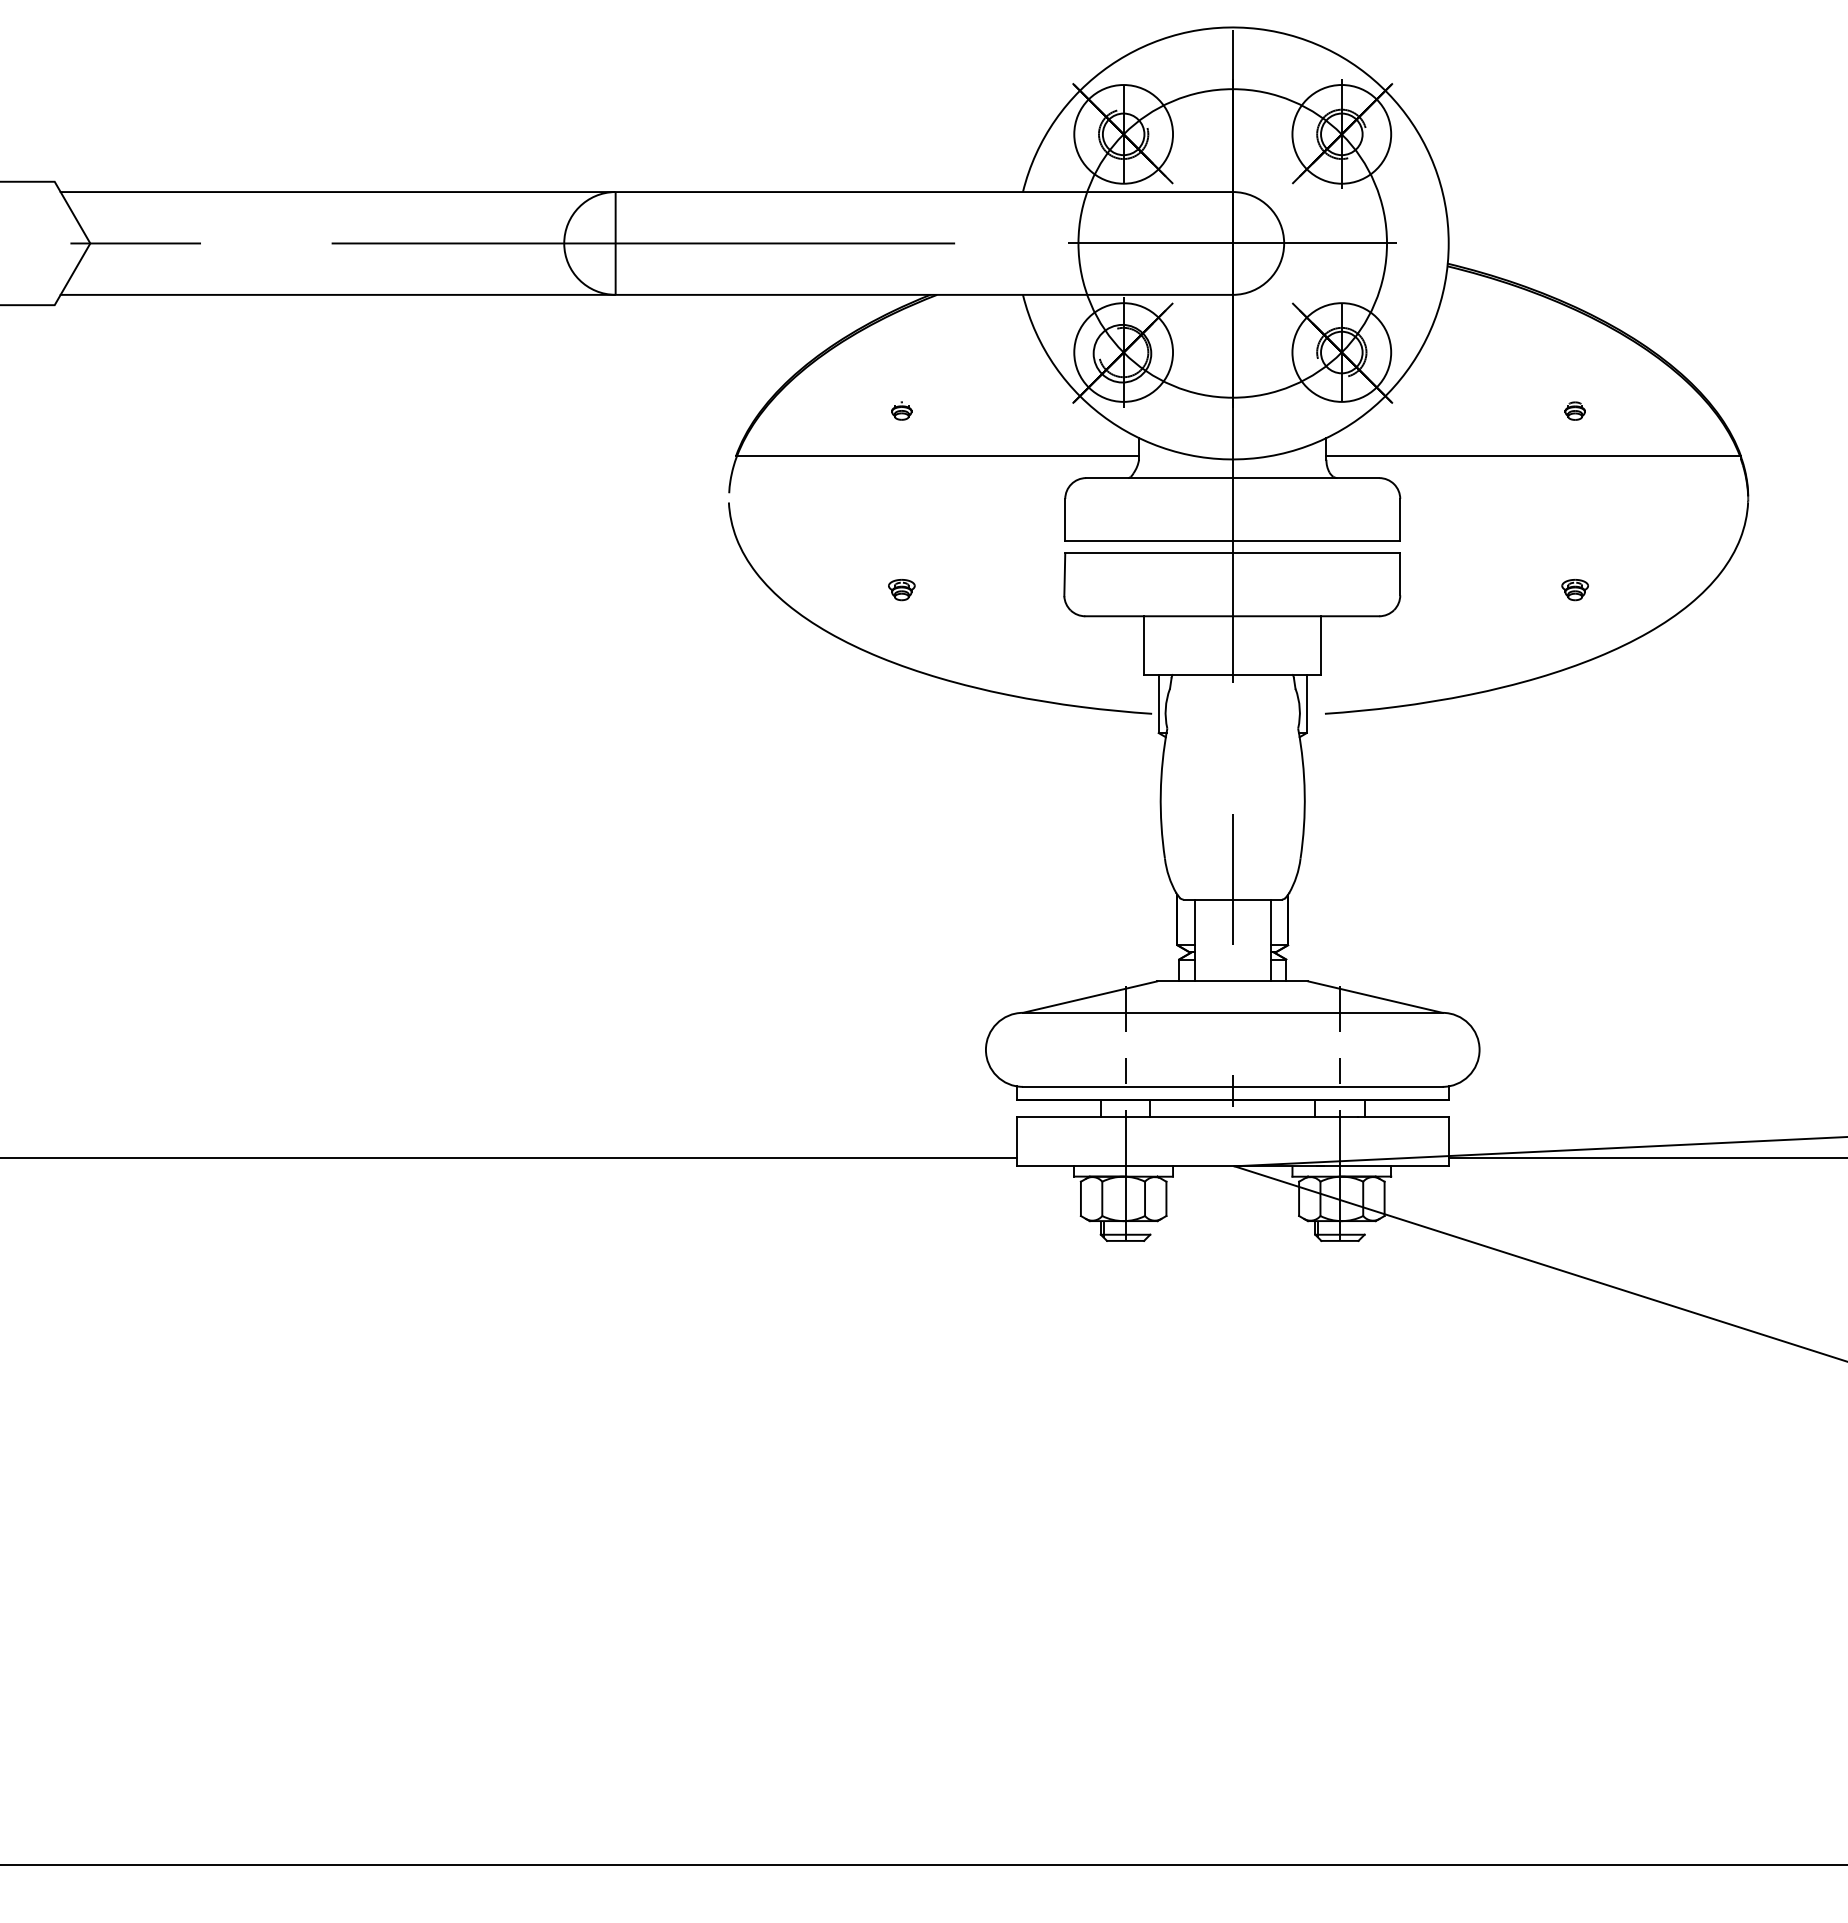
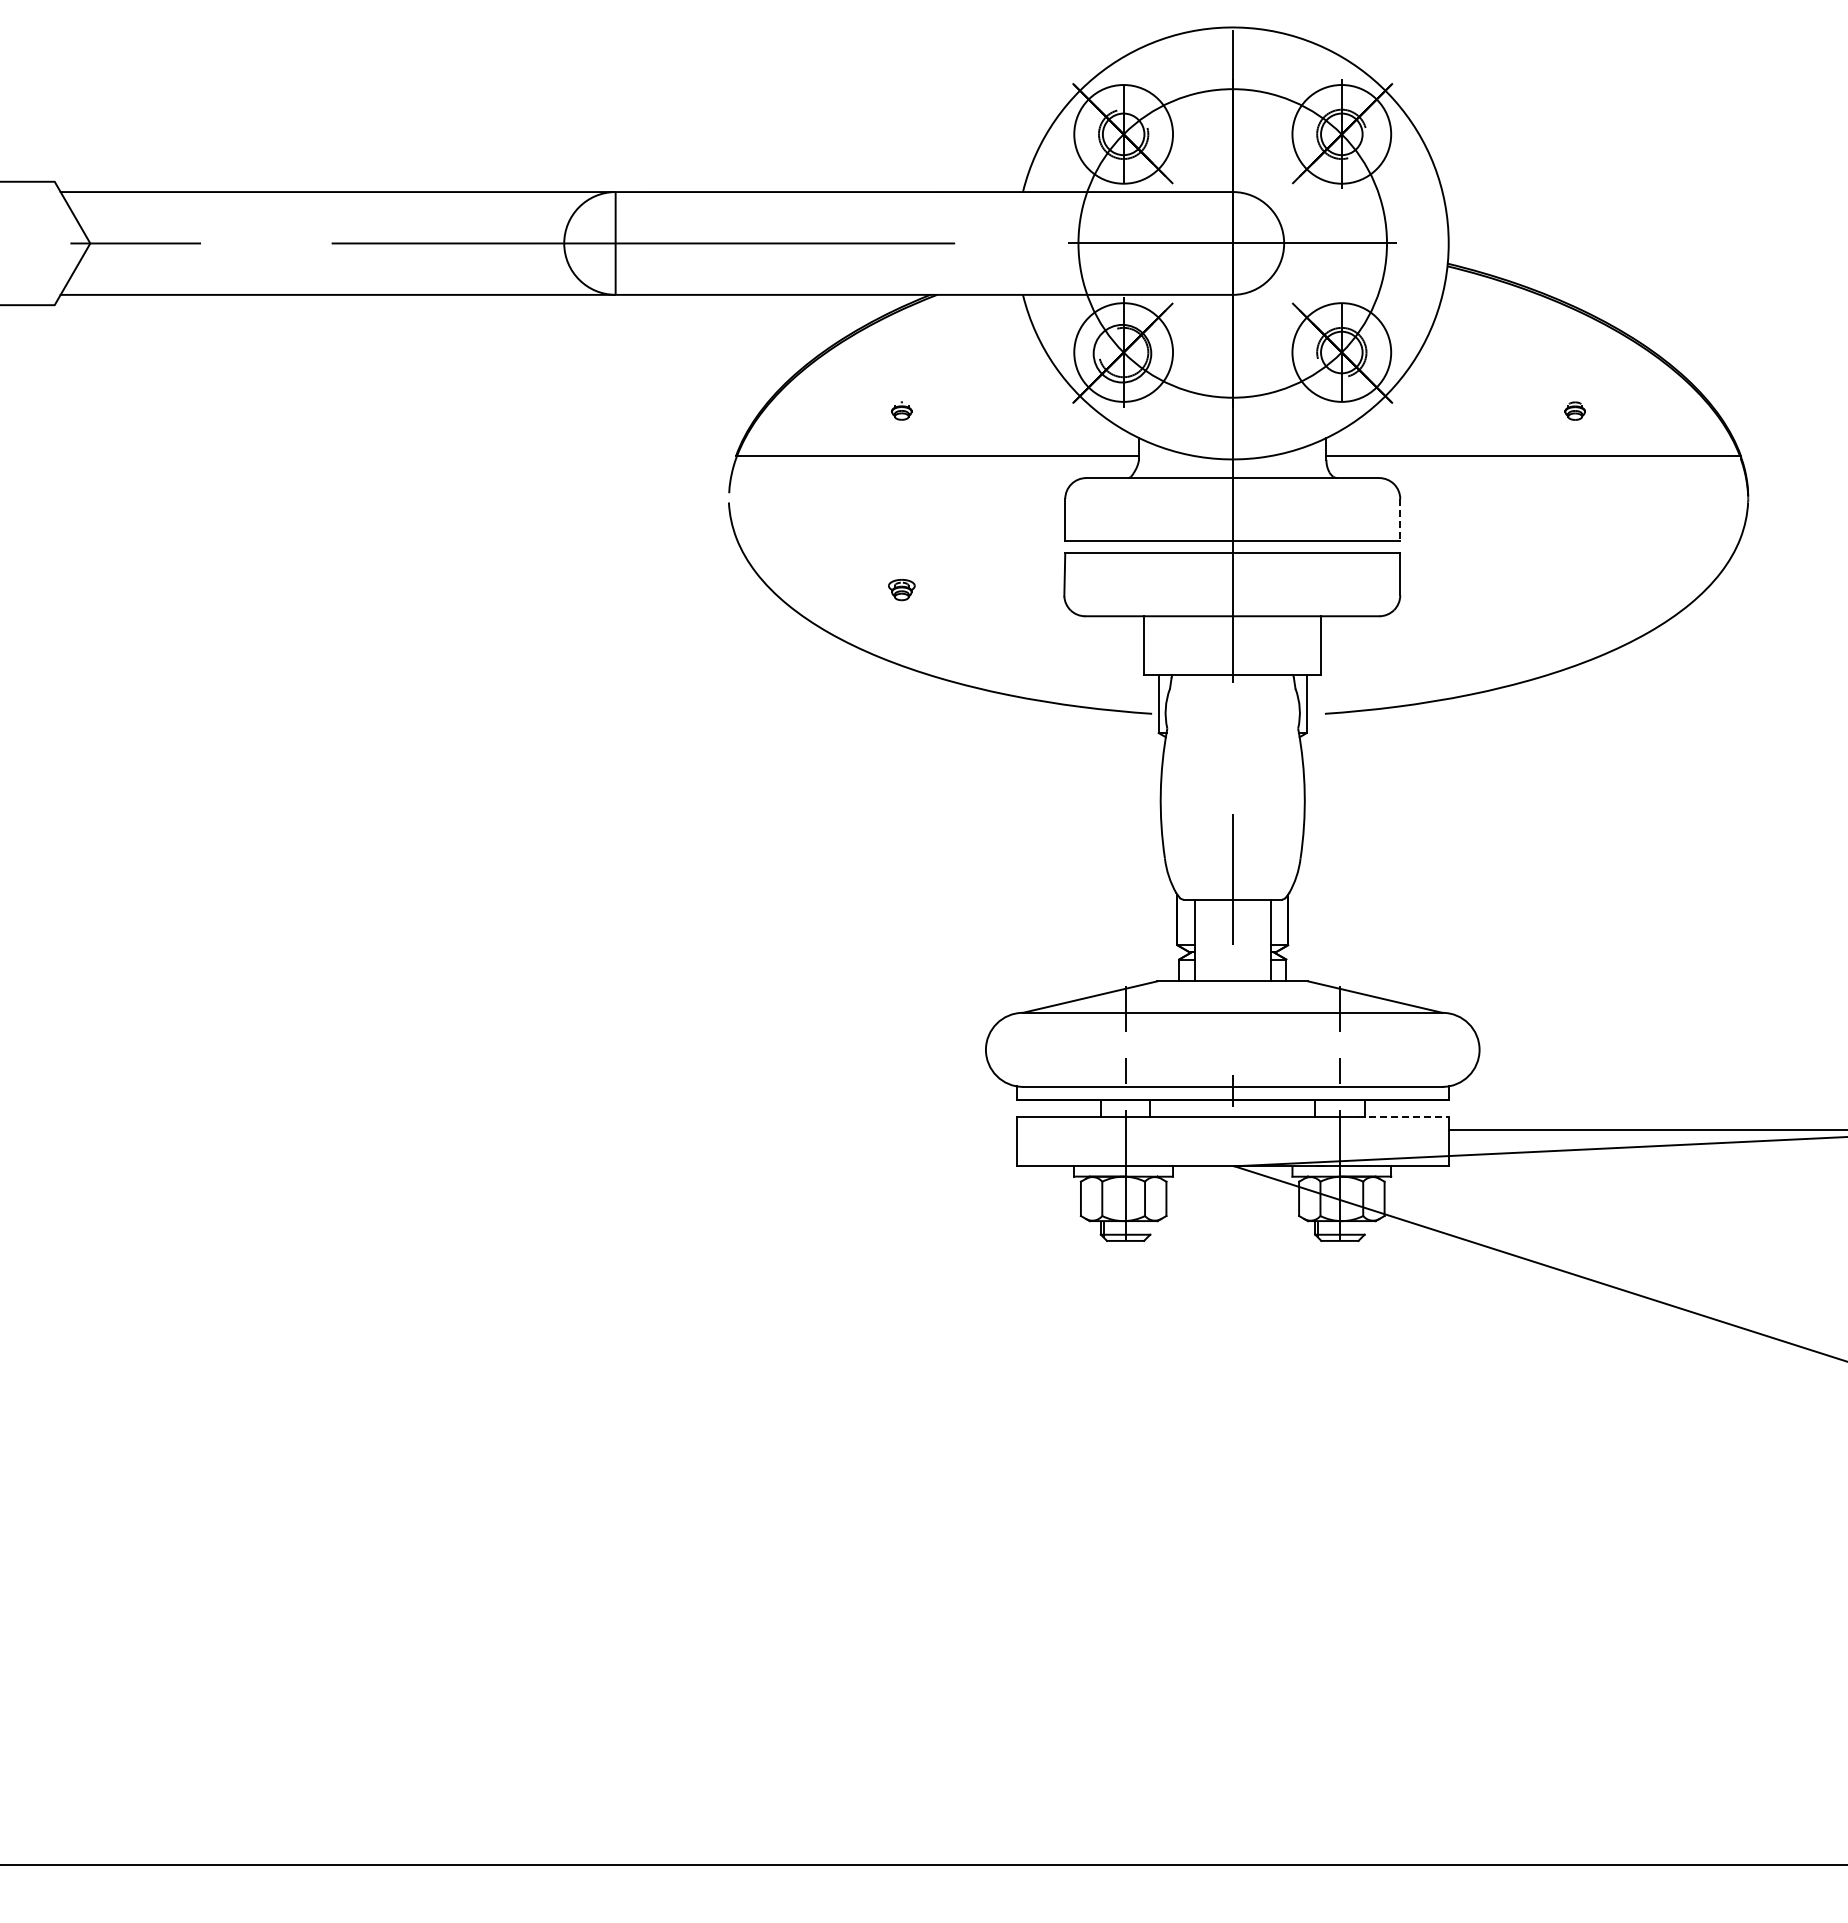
line: solid -> dashed (1400, 519)
part: present -> none (1574, 590)
line: solid -> dashed (1403, 1116)
line: present -> none (509, 1158)
line position: (1646, 1158) -> (1646, 1130) (1646, 1130)
